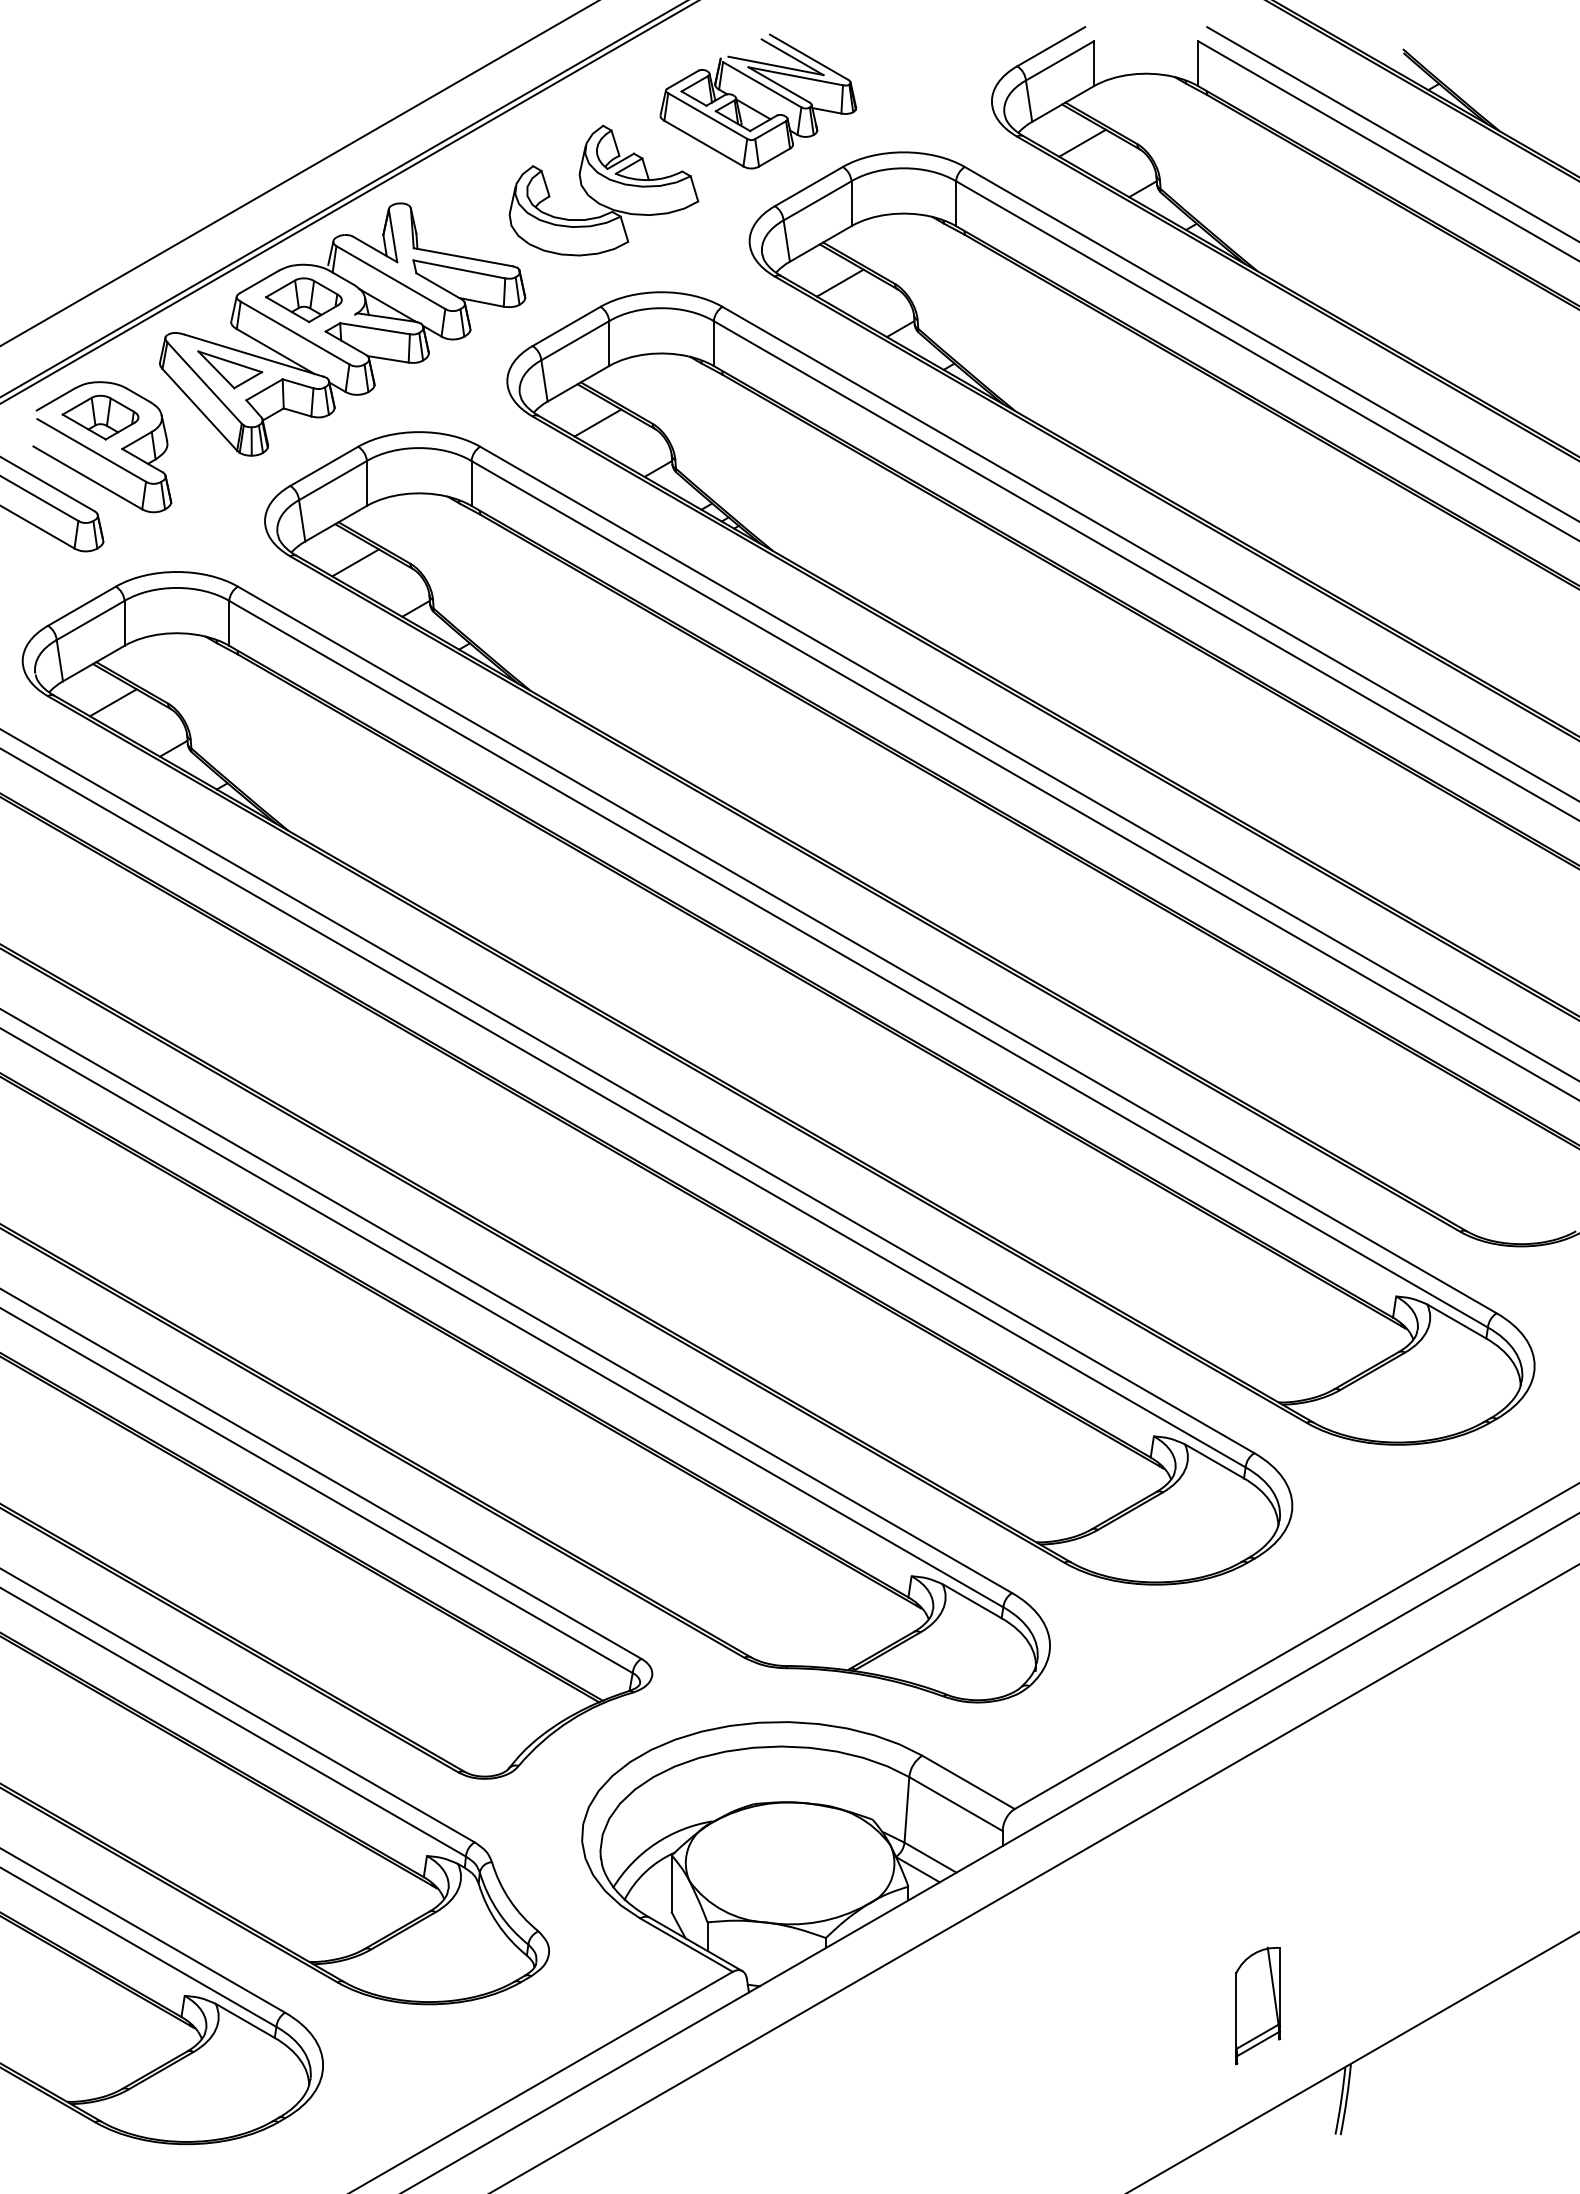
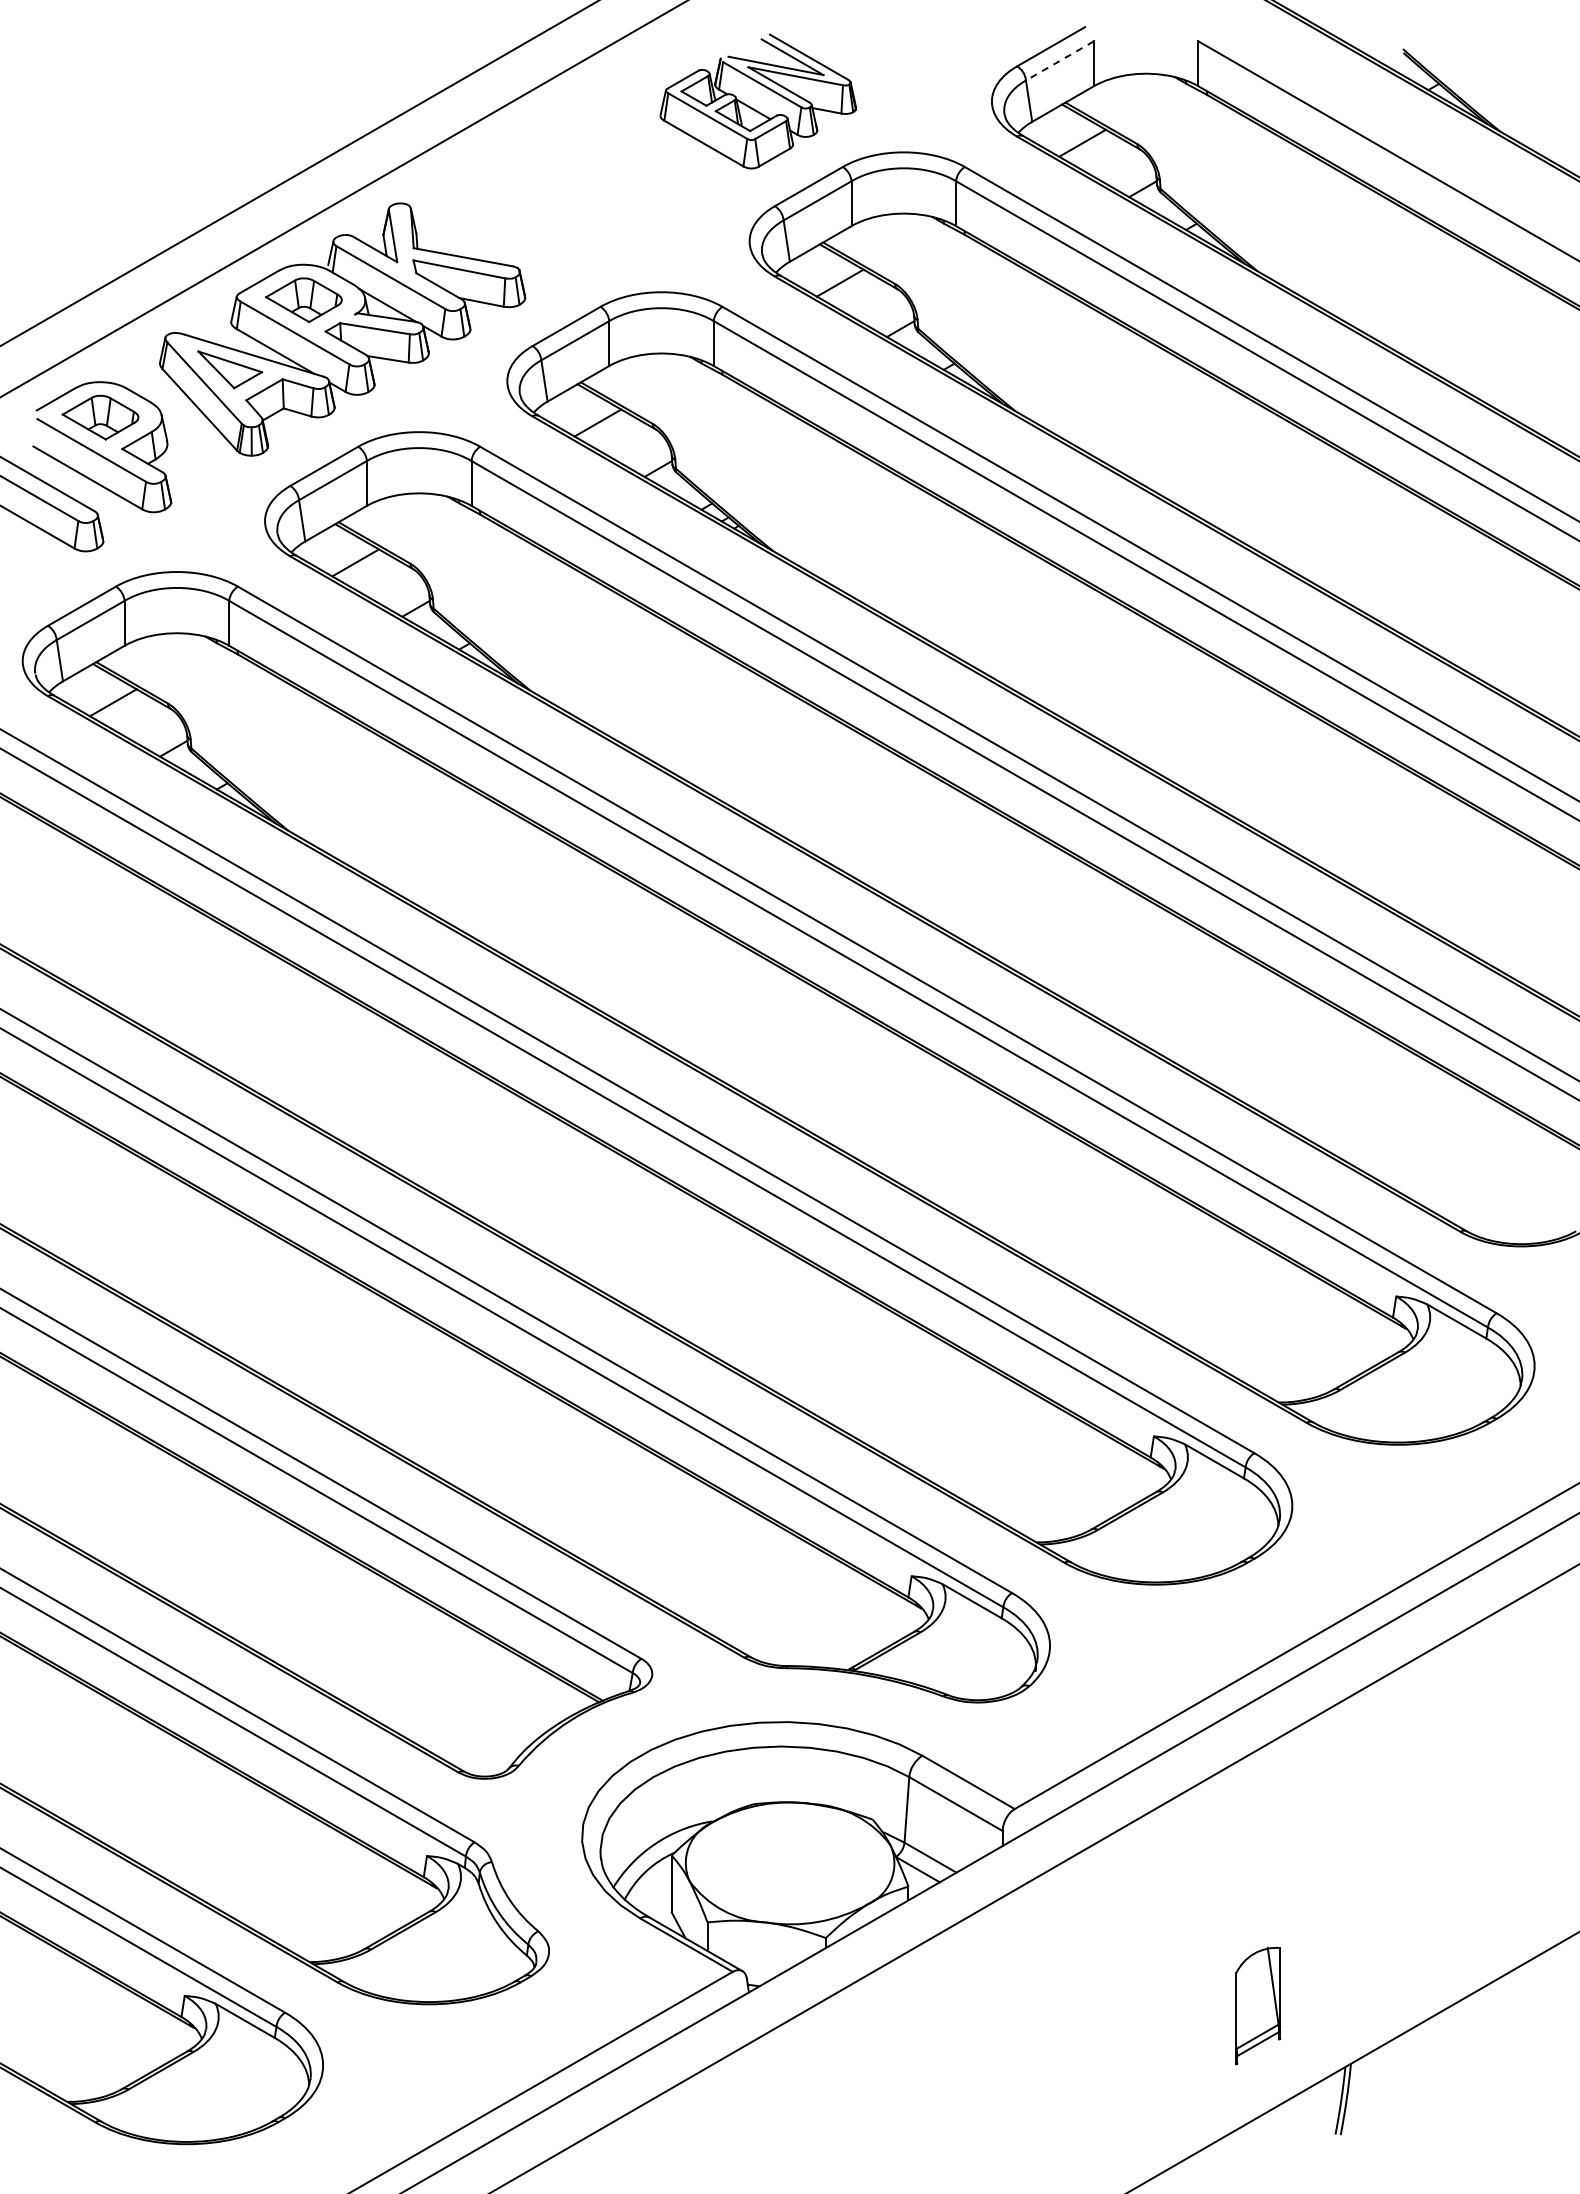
line: solid -> dashed (1059, 61)
line: present -> none (1391, 133)
part: present -> none (603, 190)
line: present -> none (348, 202)
